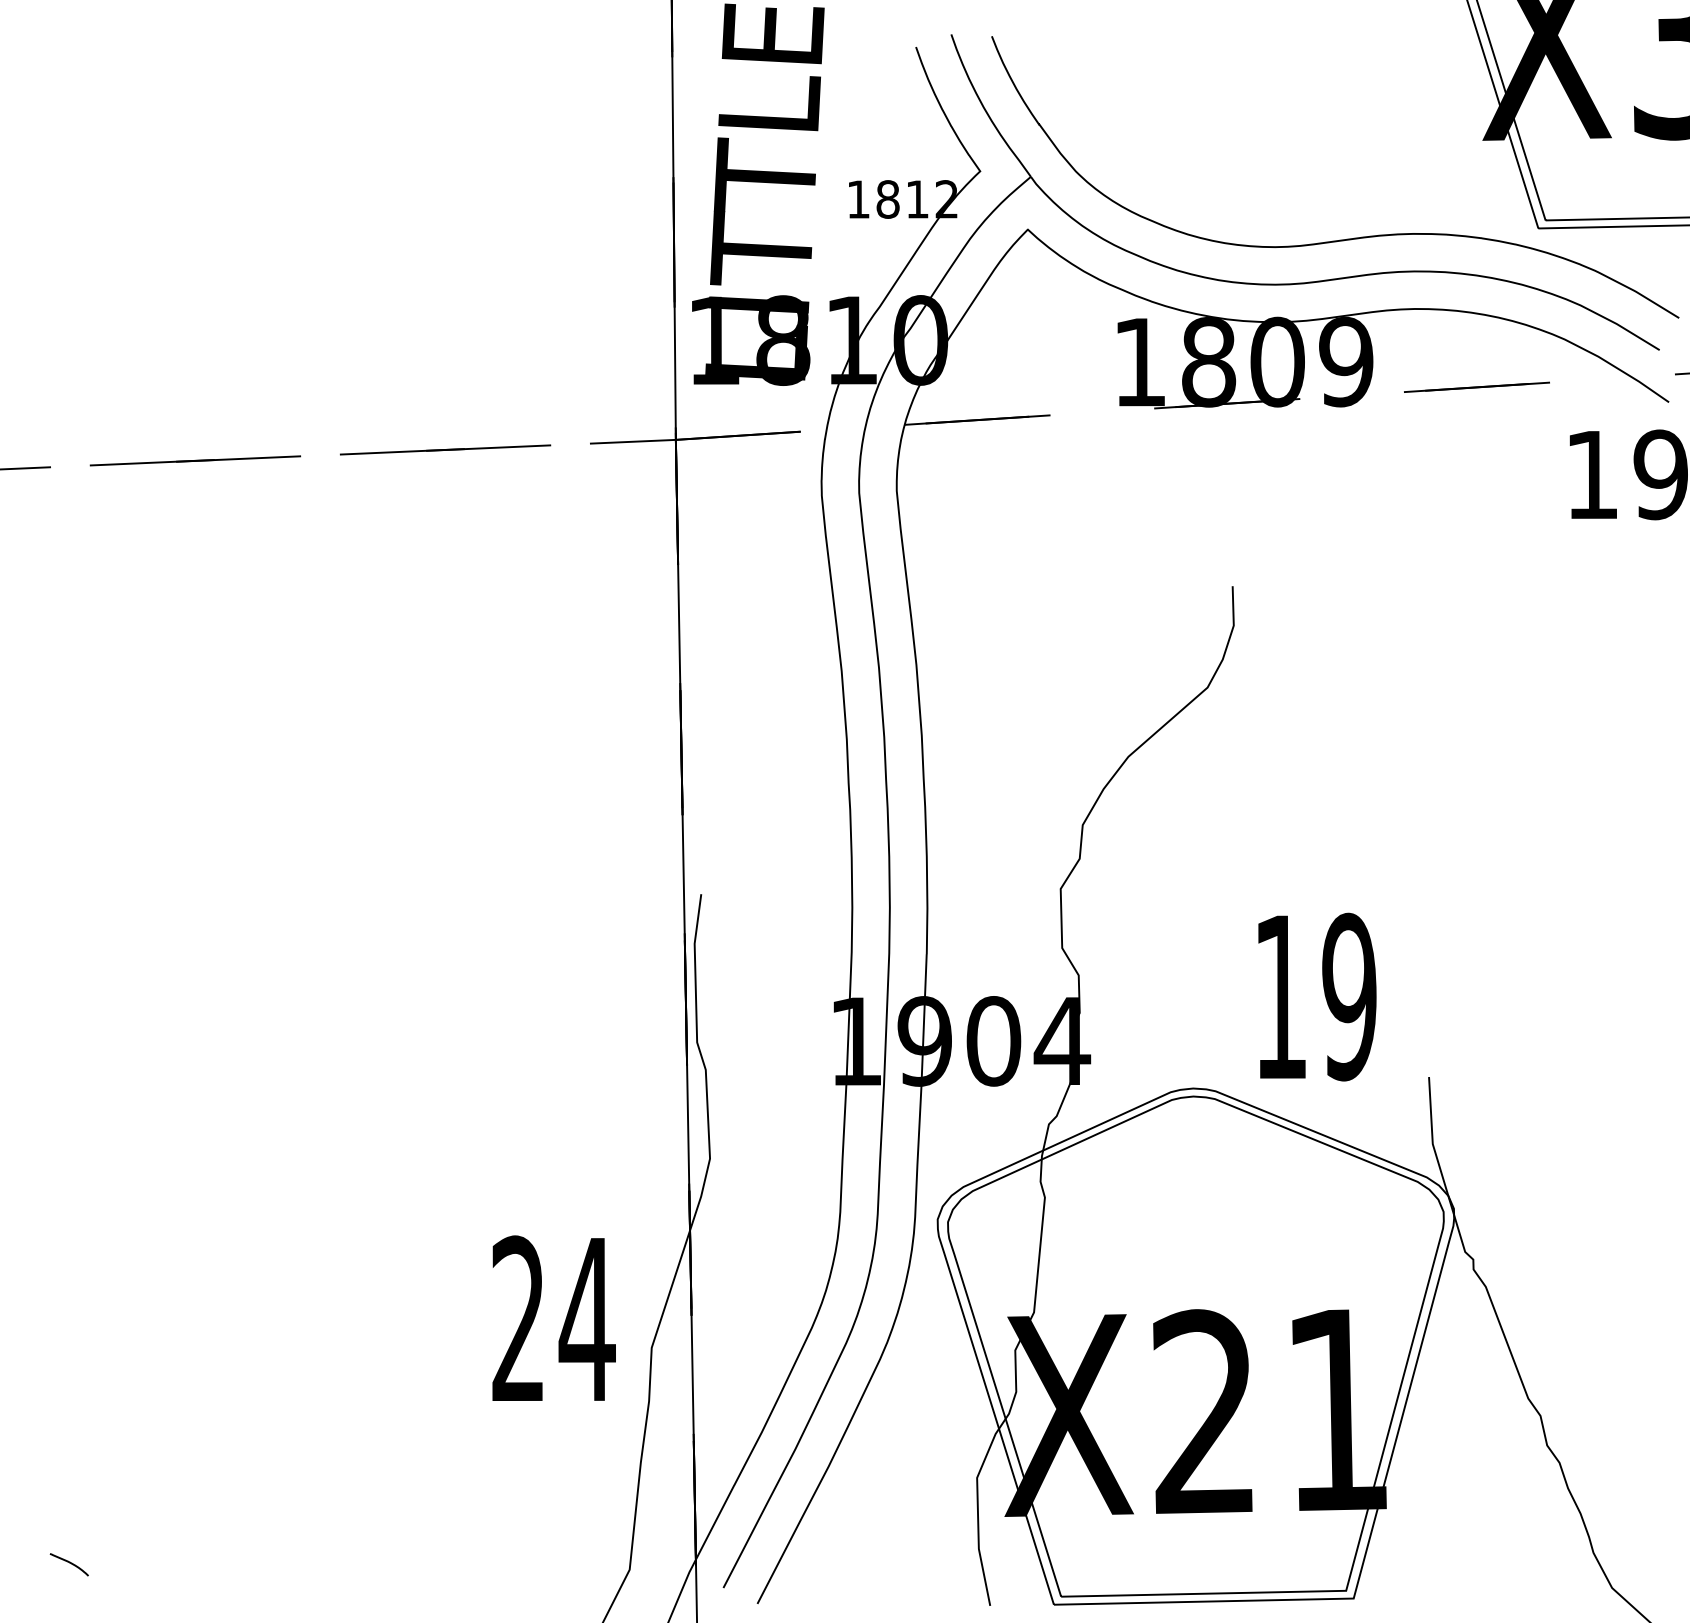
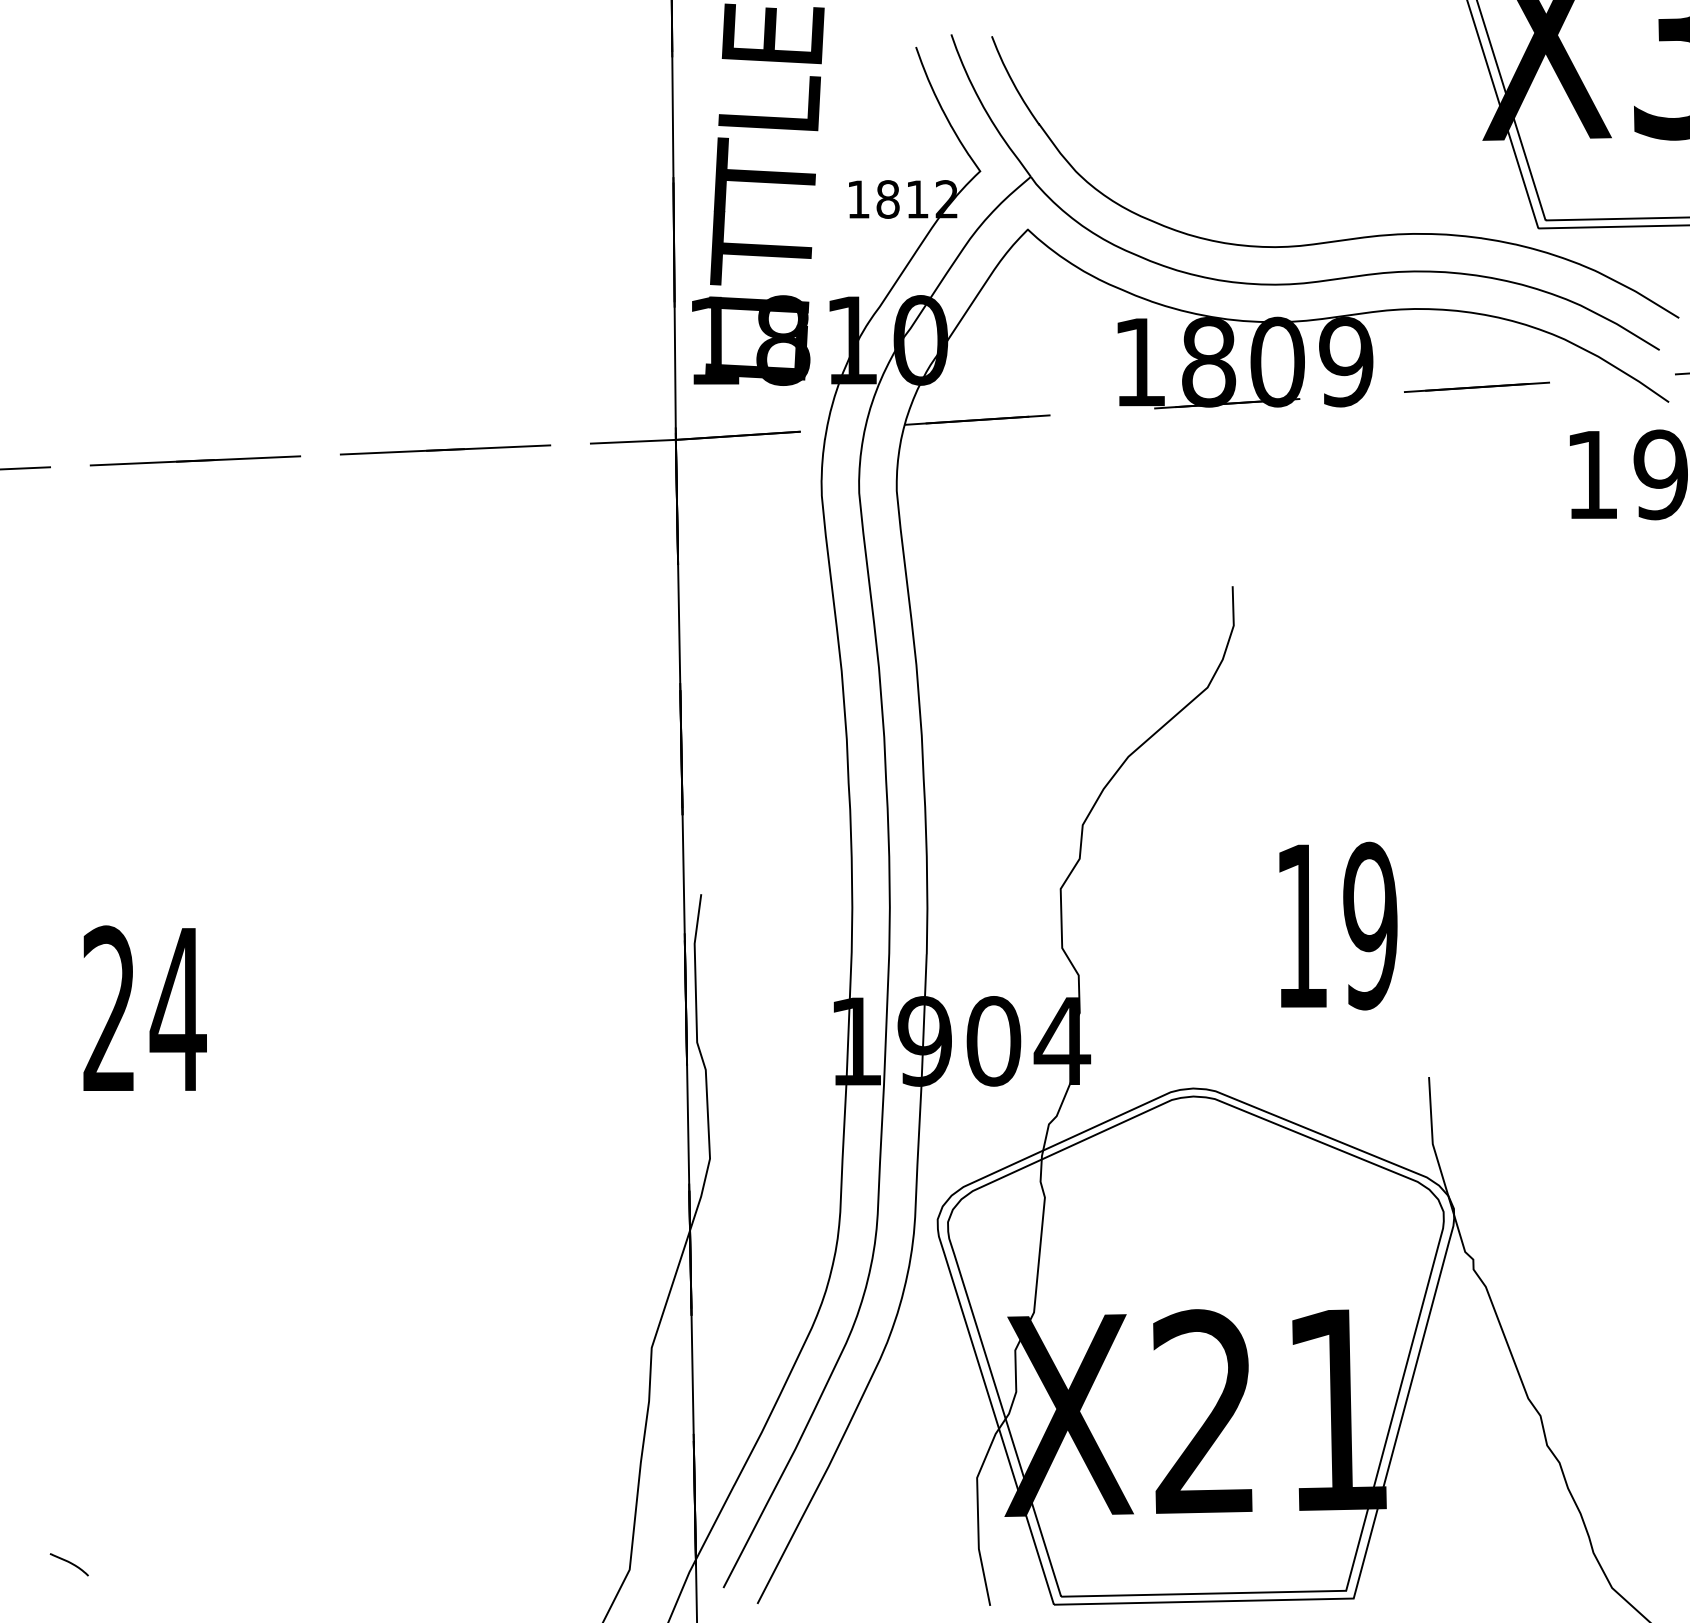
text position: (1317, 996) -> (1338, 925) (1338, 925)
text position: (553, 1317) -> (144, 1007) (144, 1007)
